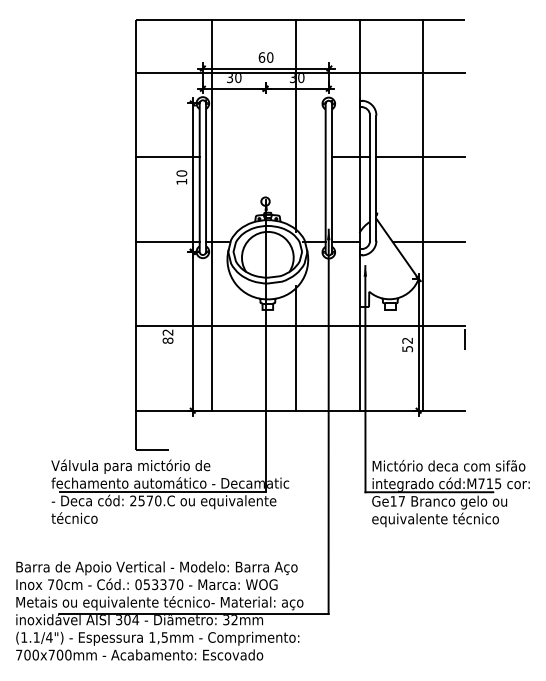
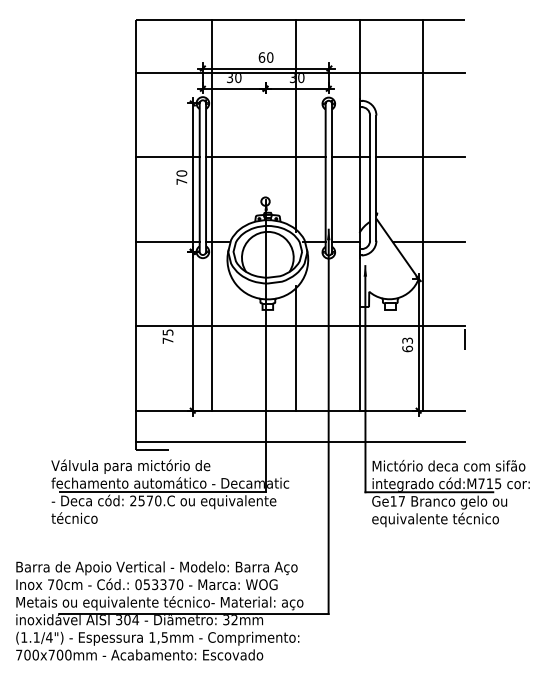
line: none -> present (265, 157)
text: 10 -> 70 (181, 181)
text: 82 -> 75 (167, 336)
text: 52 -> 63 (407, 344)
line: none -> present (300, 442)
